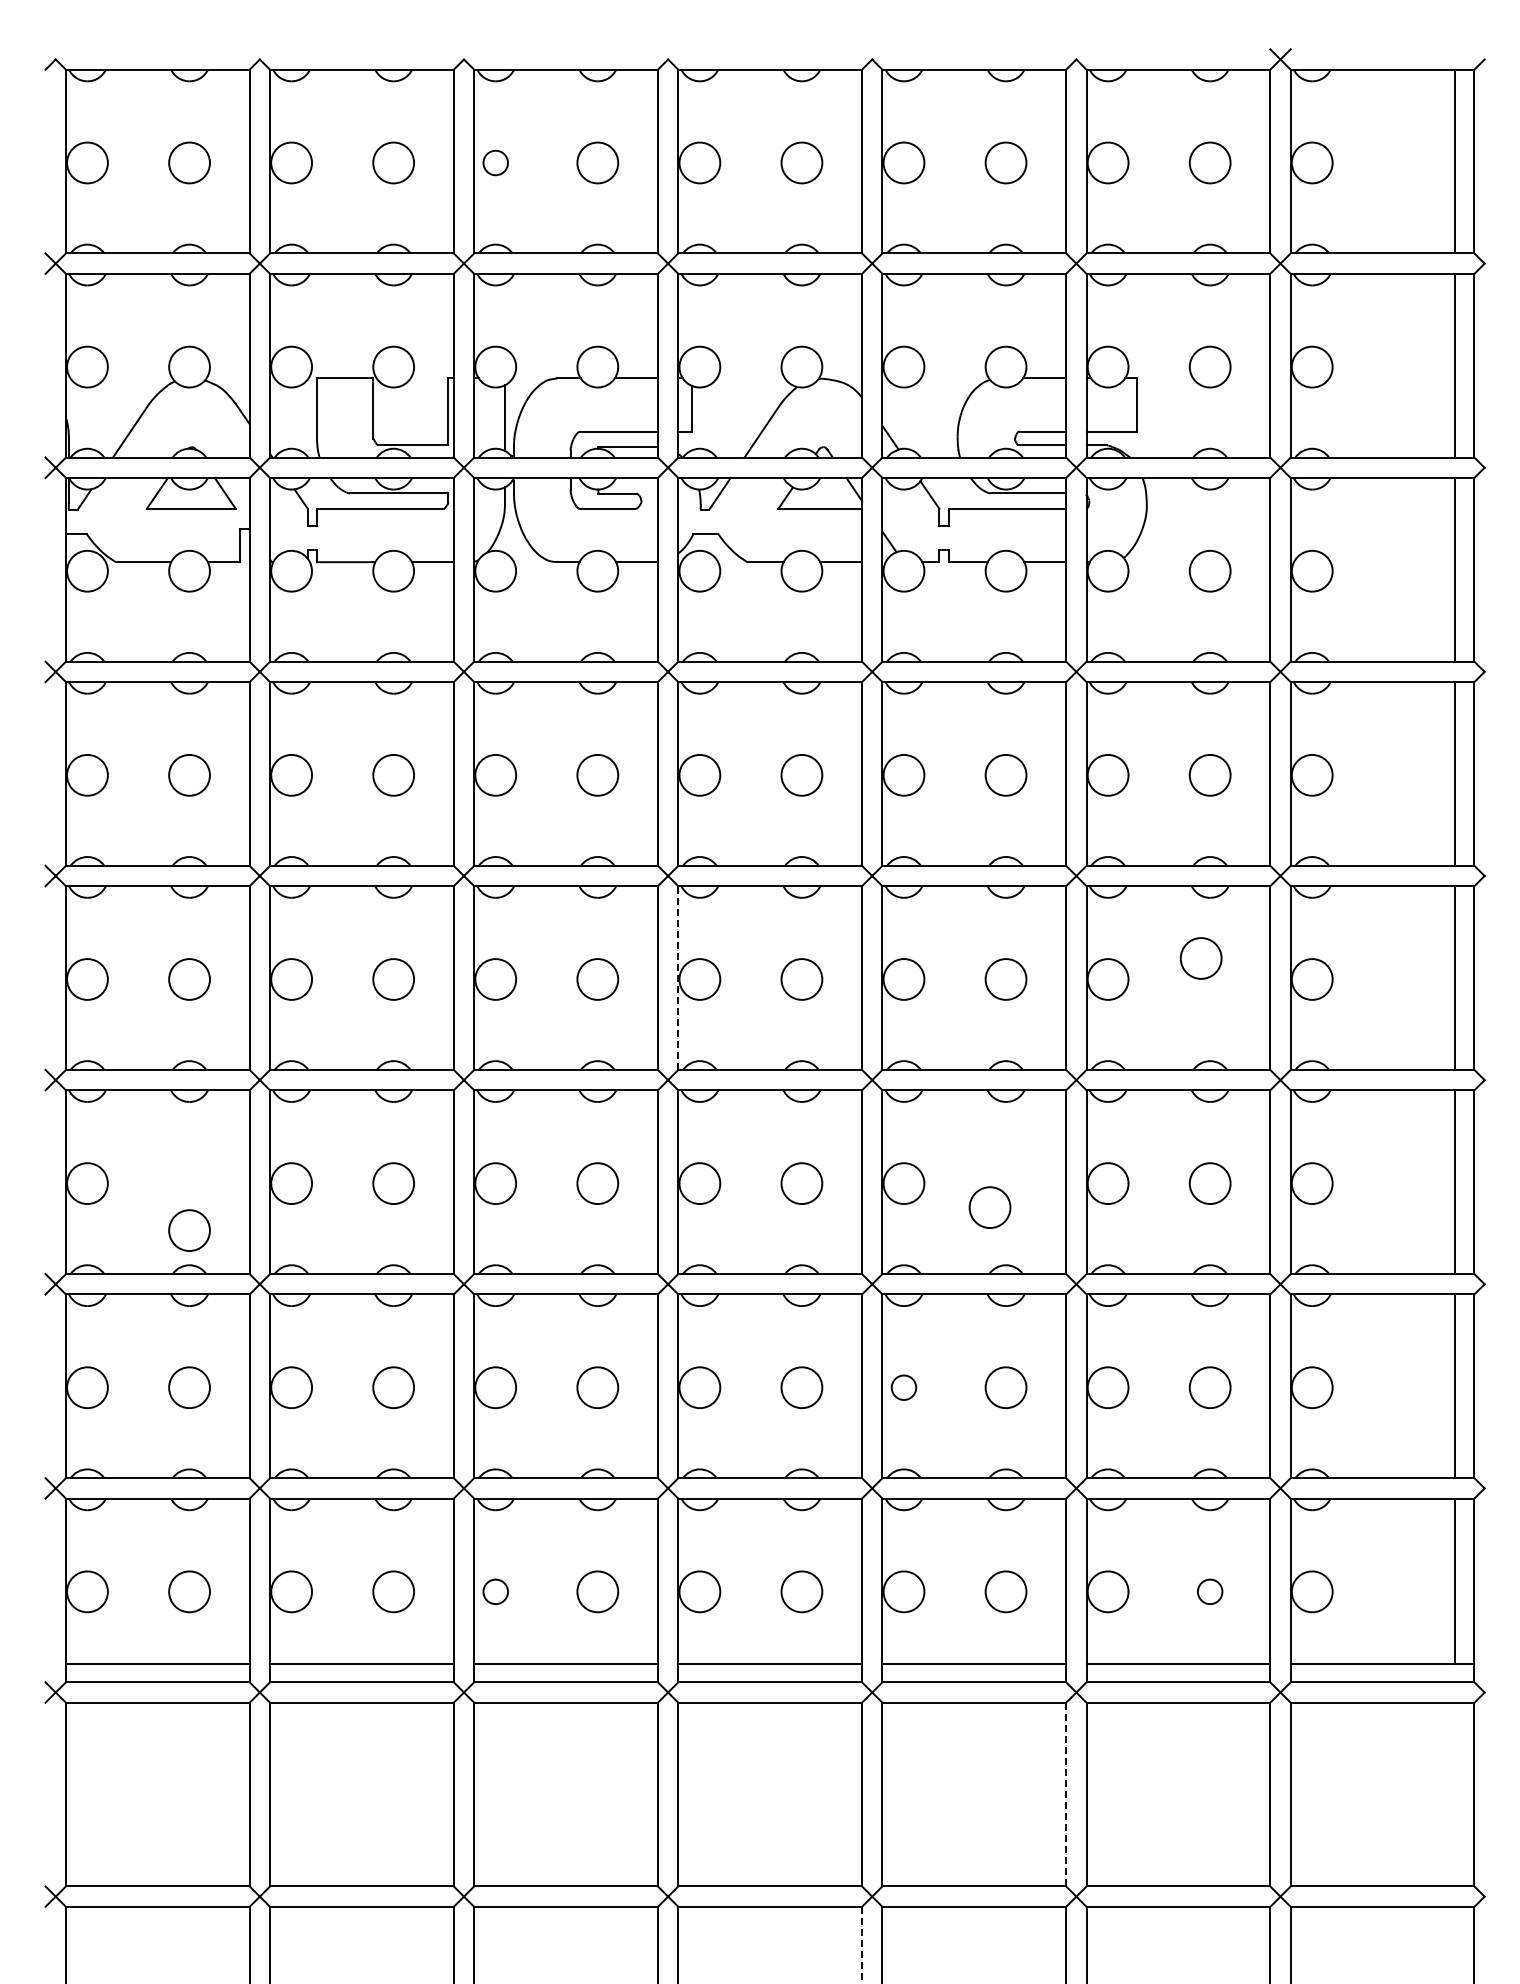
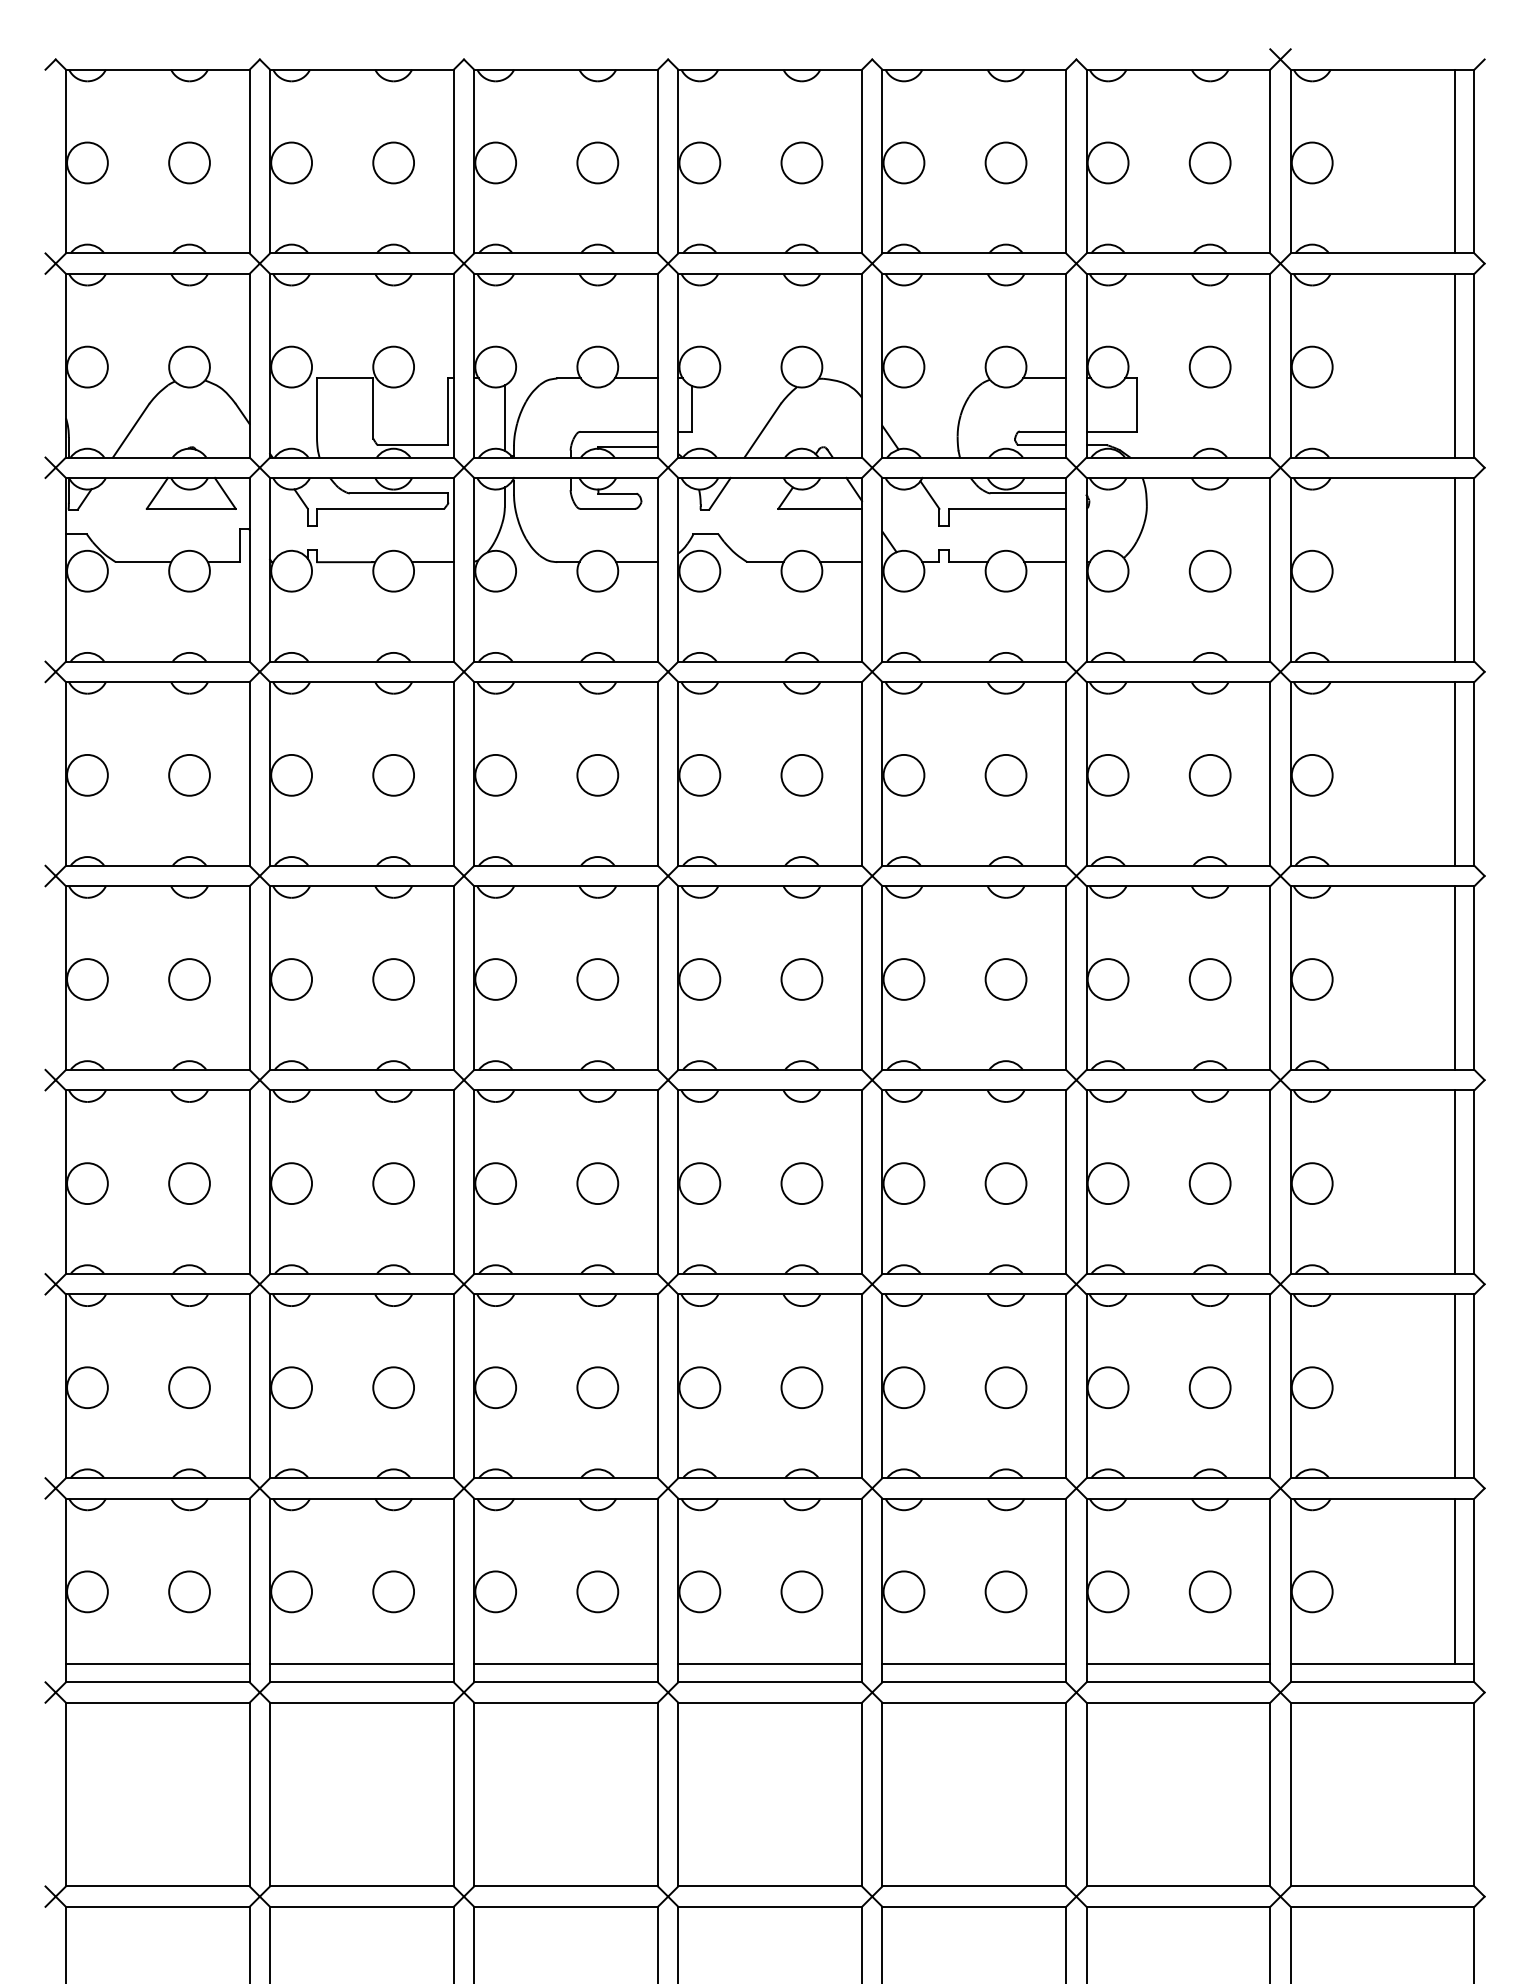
circle diameter: 24 px -> 41 px (495, 162)
circle position: (1200, 958) -> (1209, 979) (1209, 979)
line: dashed -> solid (678, 978)
circle position: (989, 1207) -> (1005, 1183) (1005, 1183)
circle position: (189, 1230) -> (189, 1183) (189, 1183)
circle diameter: 24 px -> 41 px (903, 1387)
circle diameter: 24 px -> 41 px (495, 1591)
circle diameter: 24 px -> 41 px (1209, 1591)
line: dashed -> solid (1066, 1794)
line: dashed -> solid (862, 1945)
